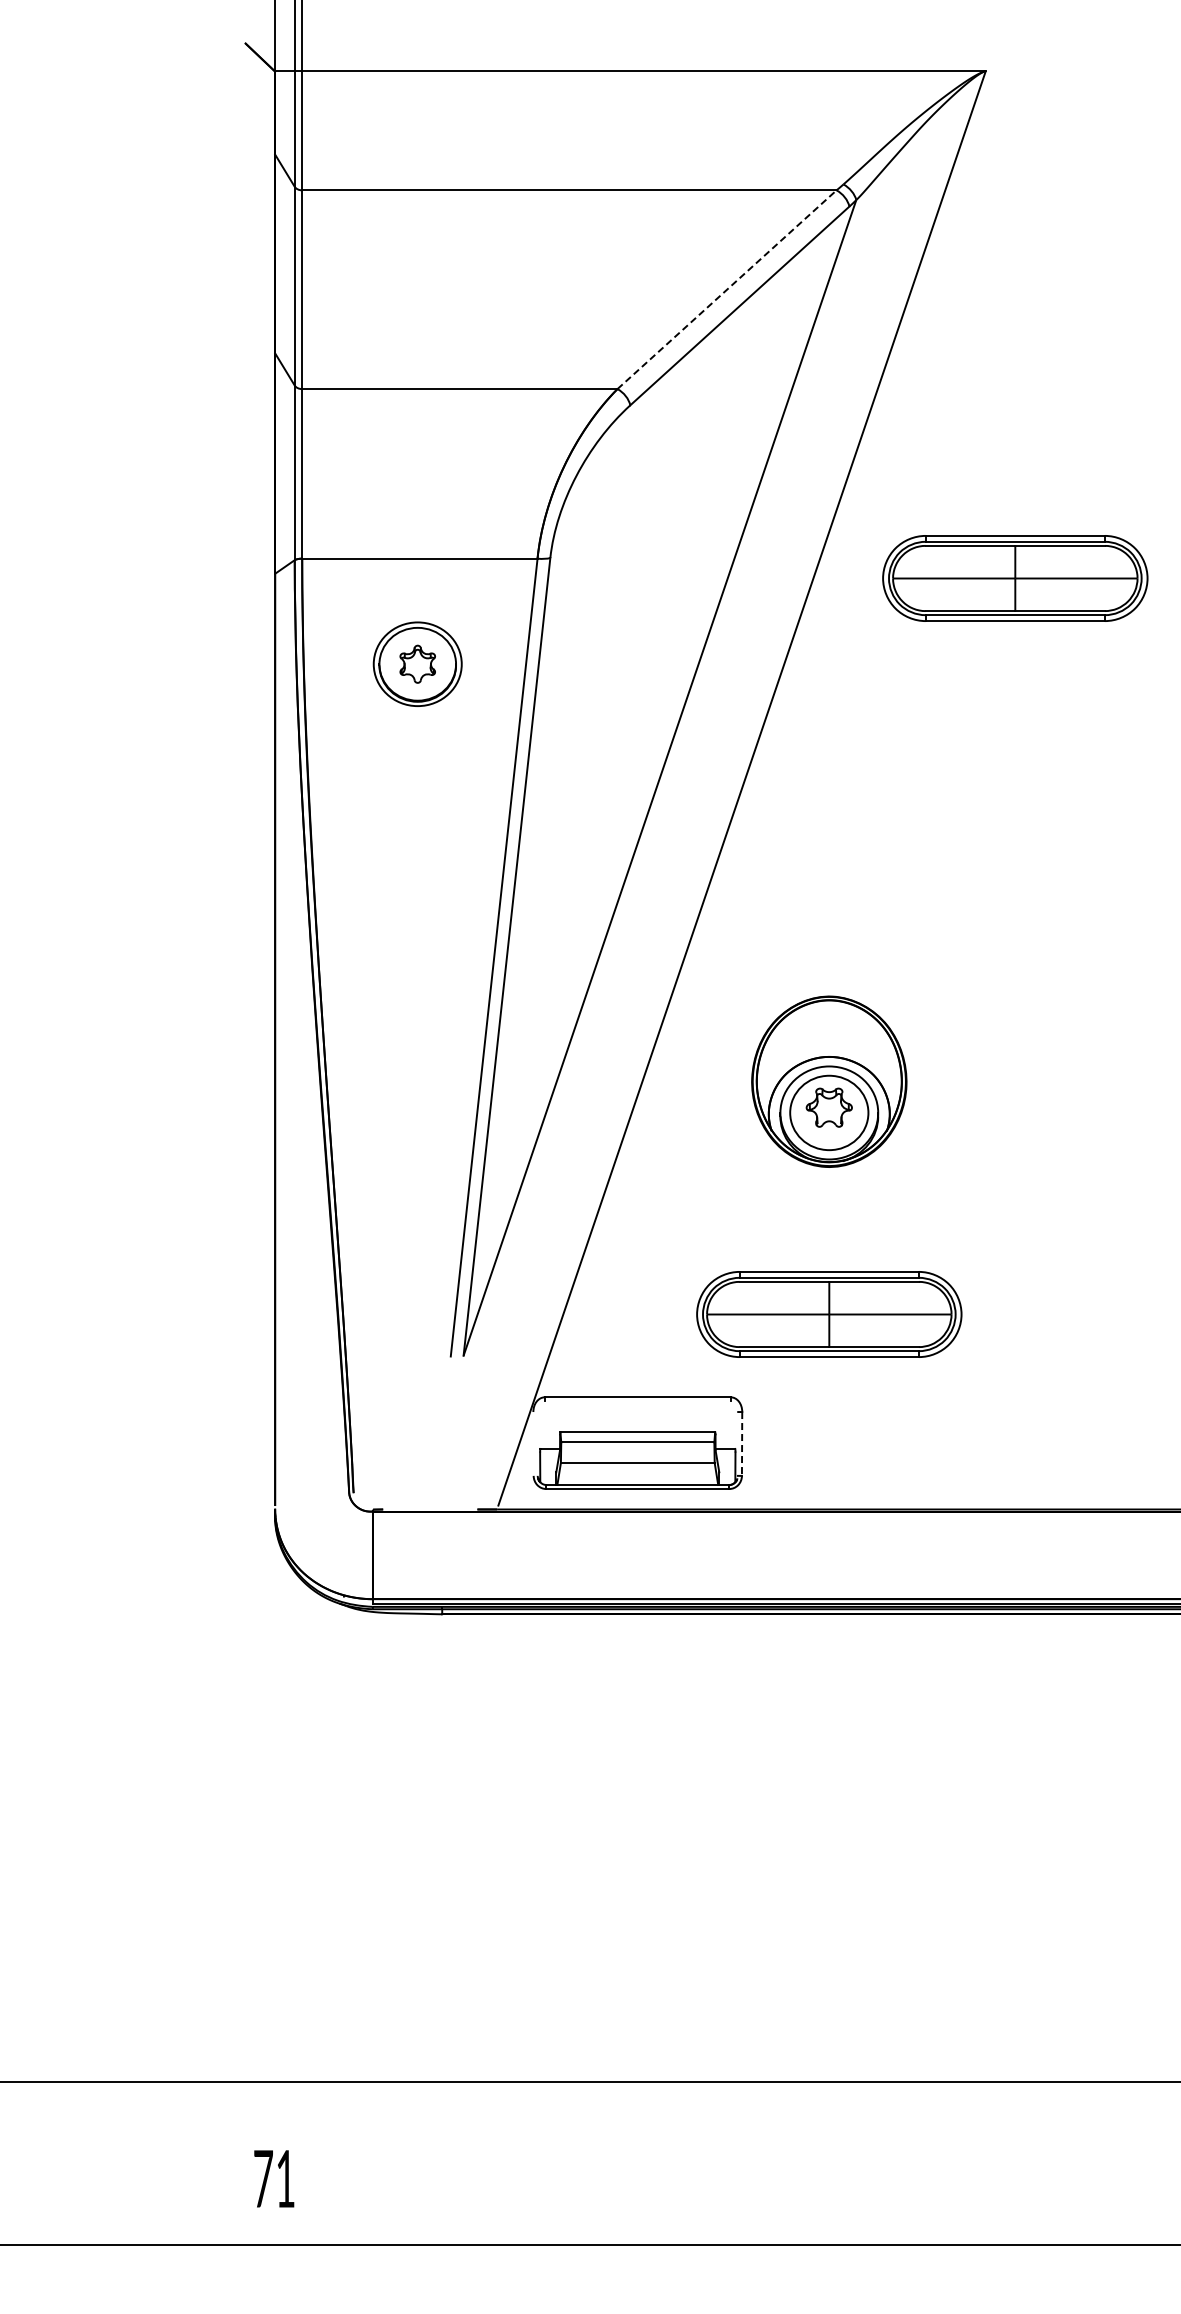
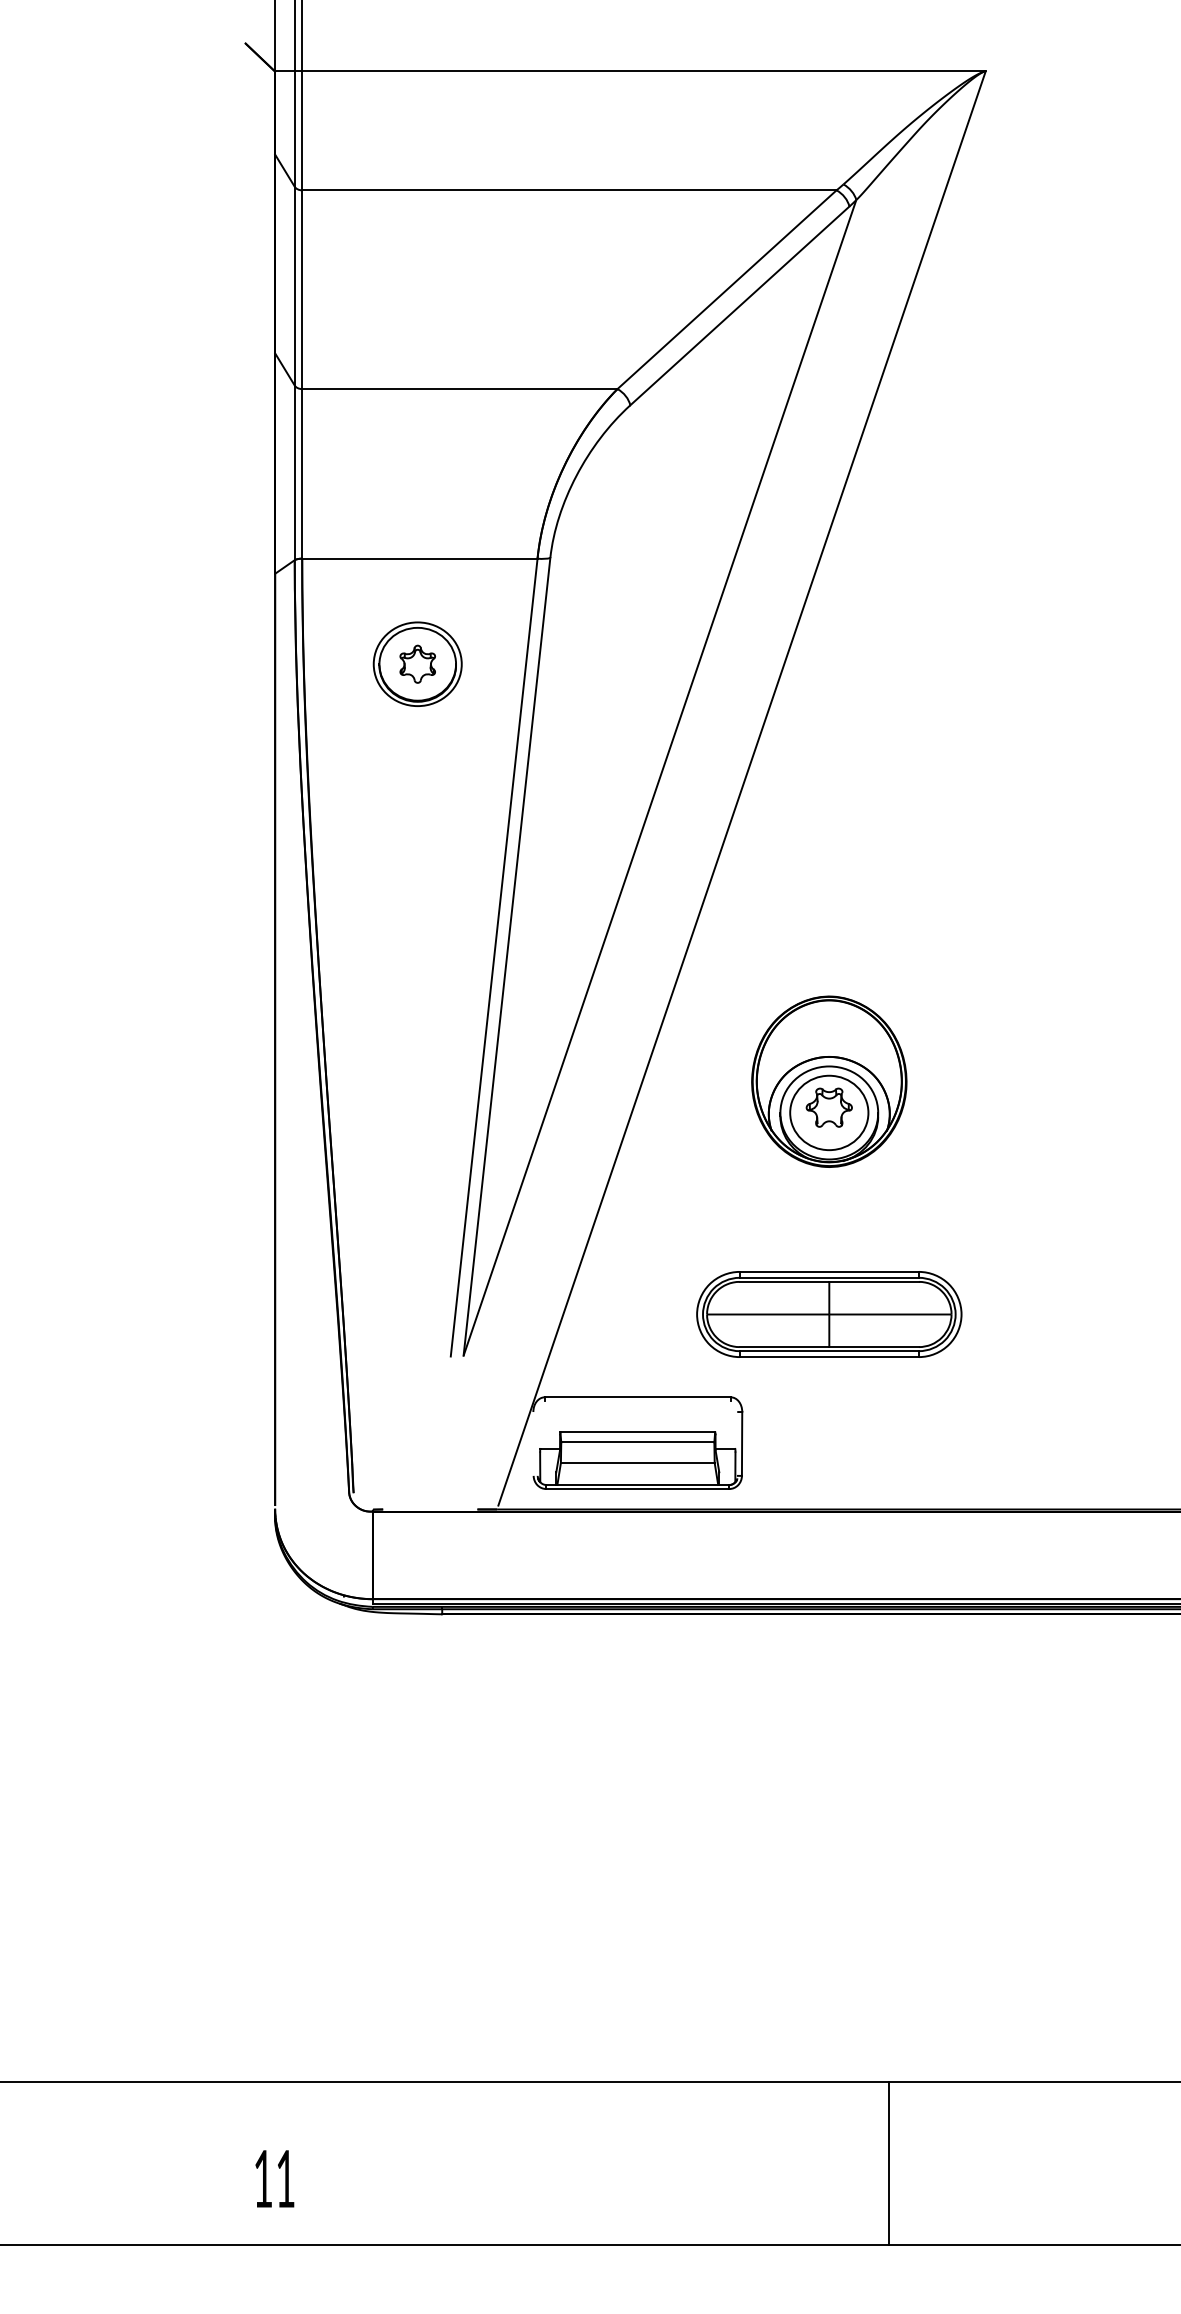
line: dashed -> solid (727, 289)
part: present -> none (1015, 578)
line: dashed -> solid (742, 1443)
line: none -> present (888, 2162)
text: 71 -> 11 (263, 2178)
